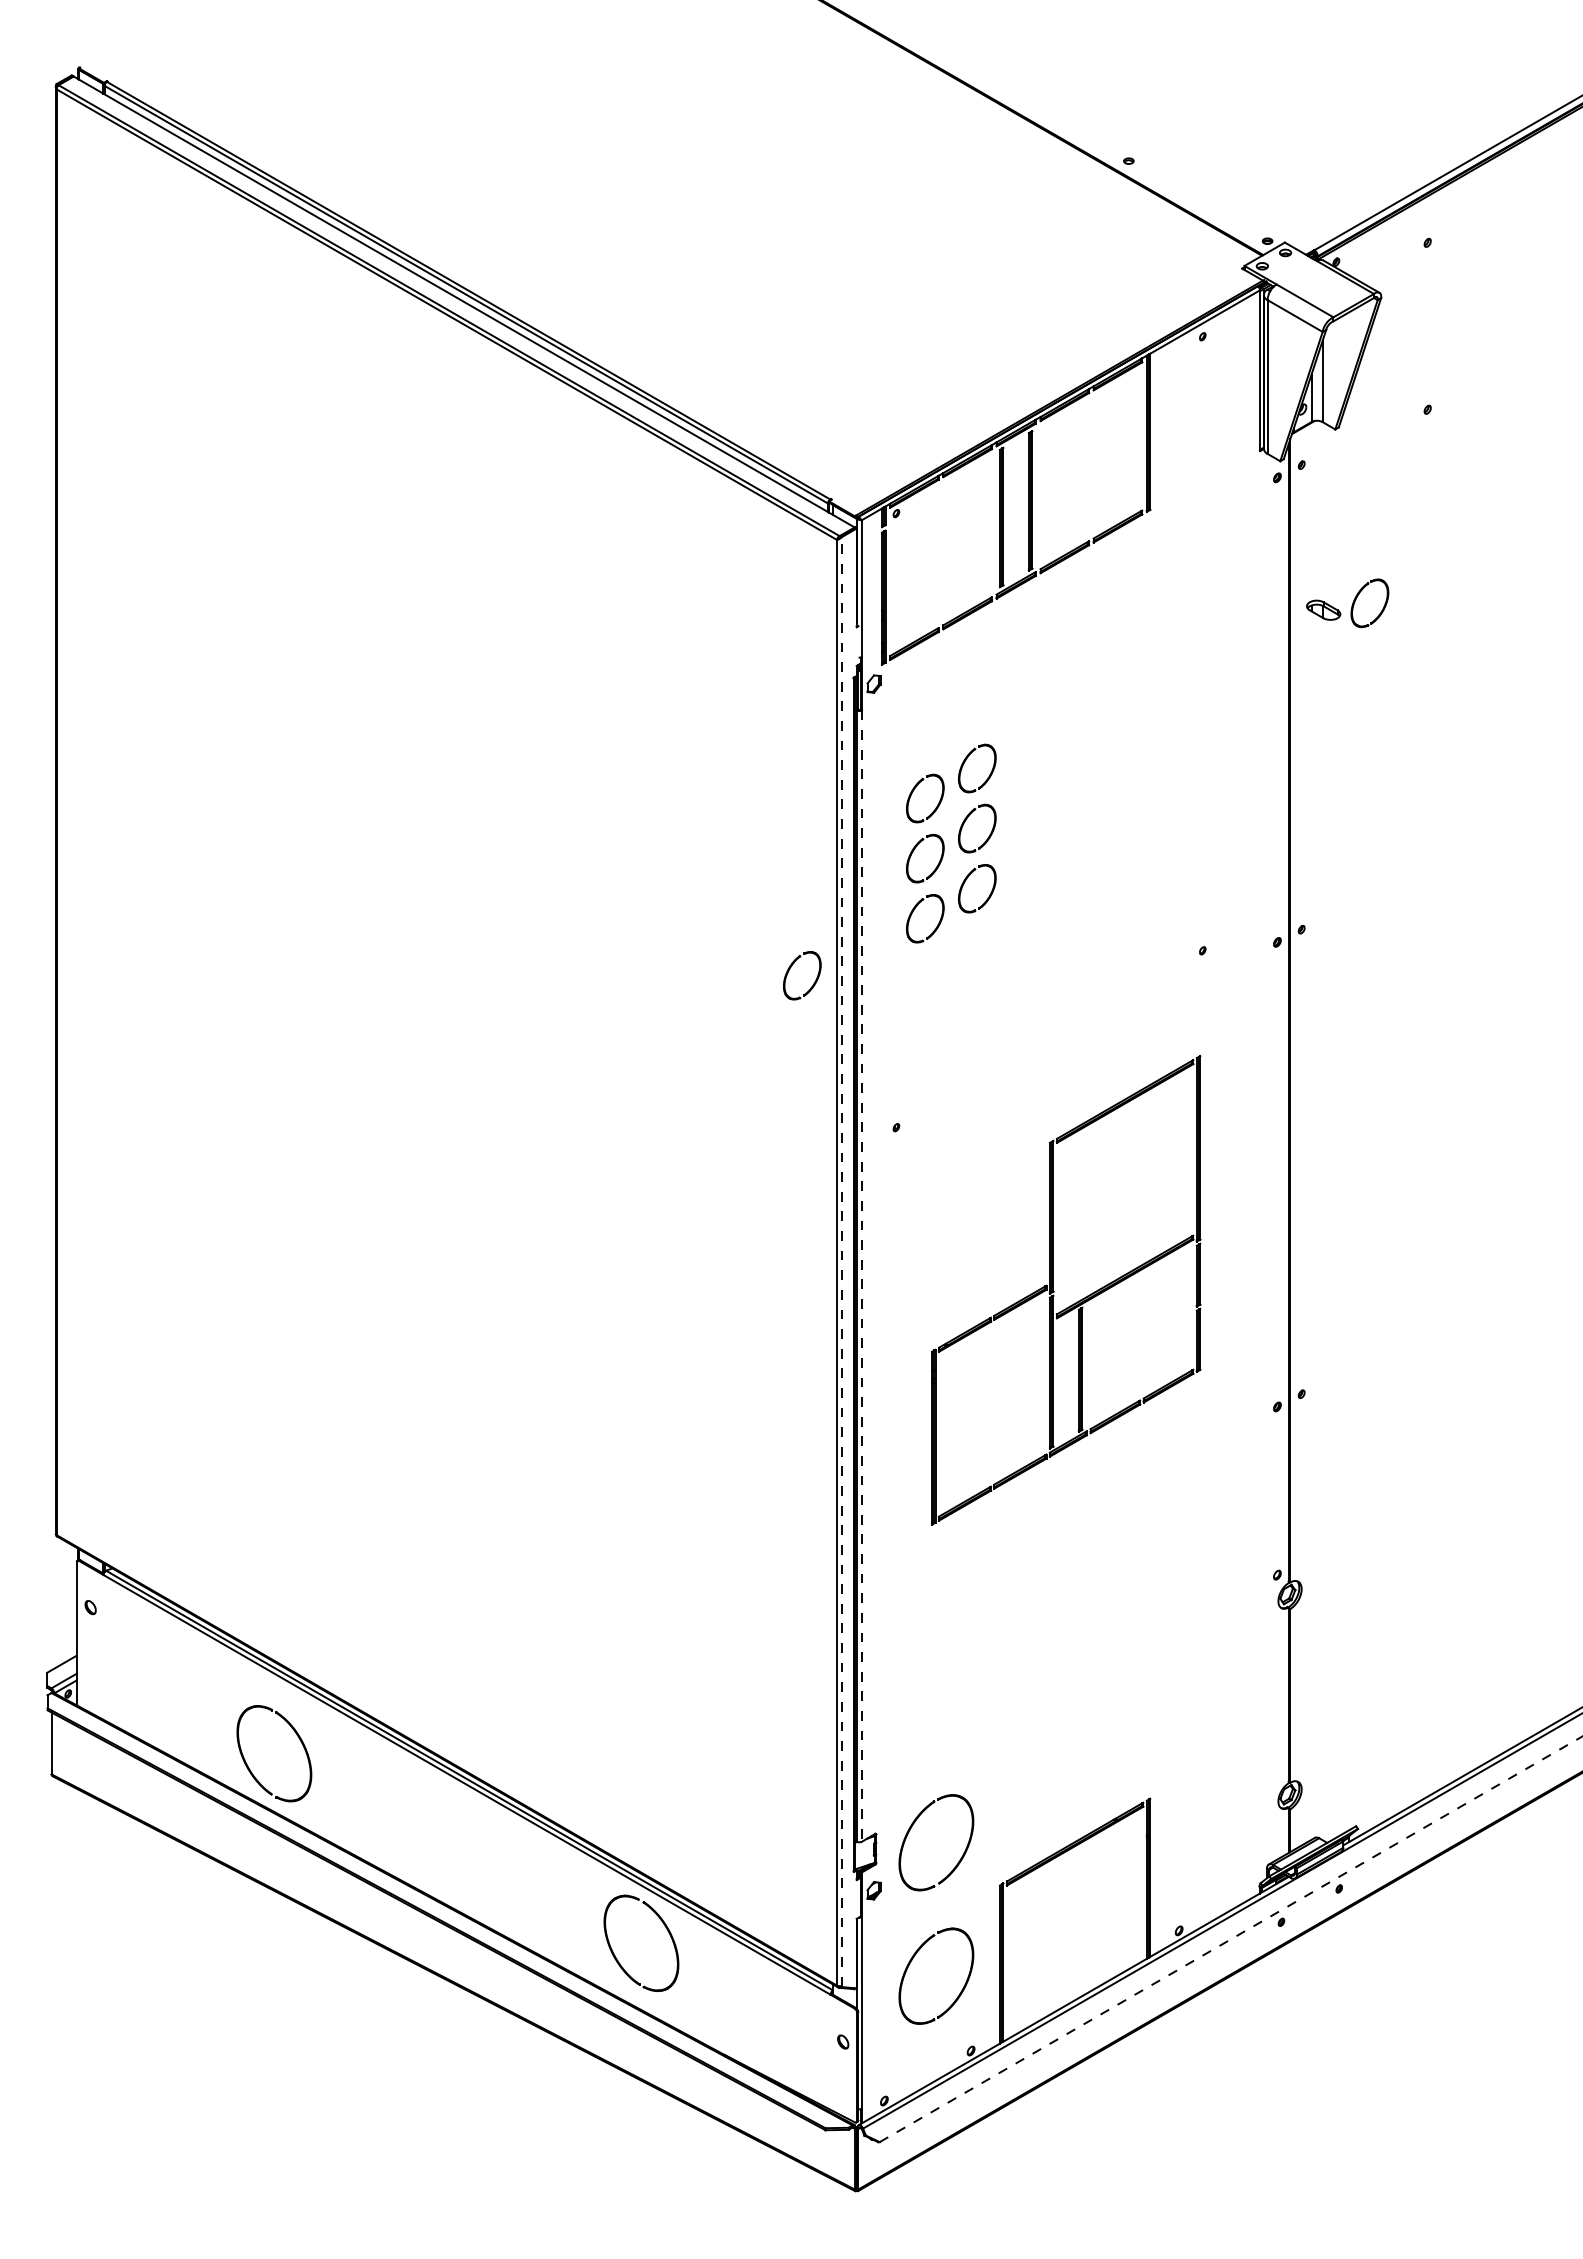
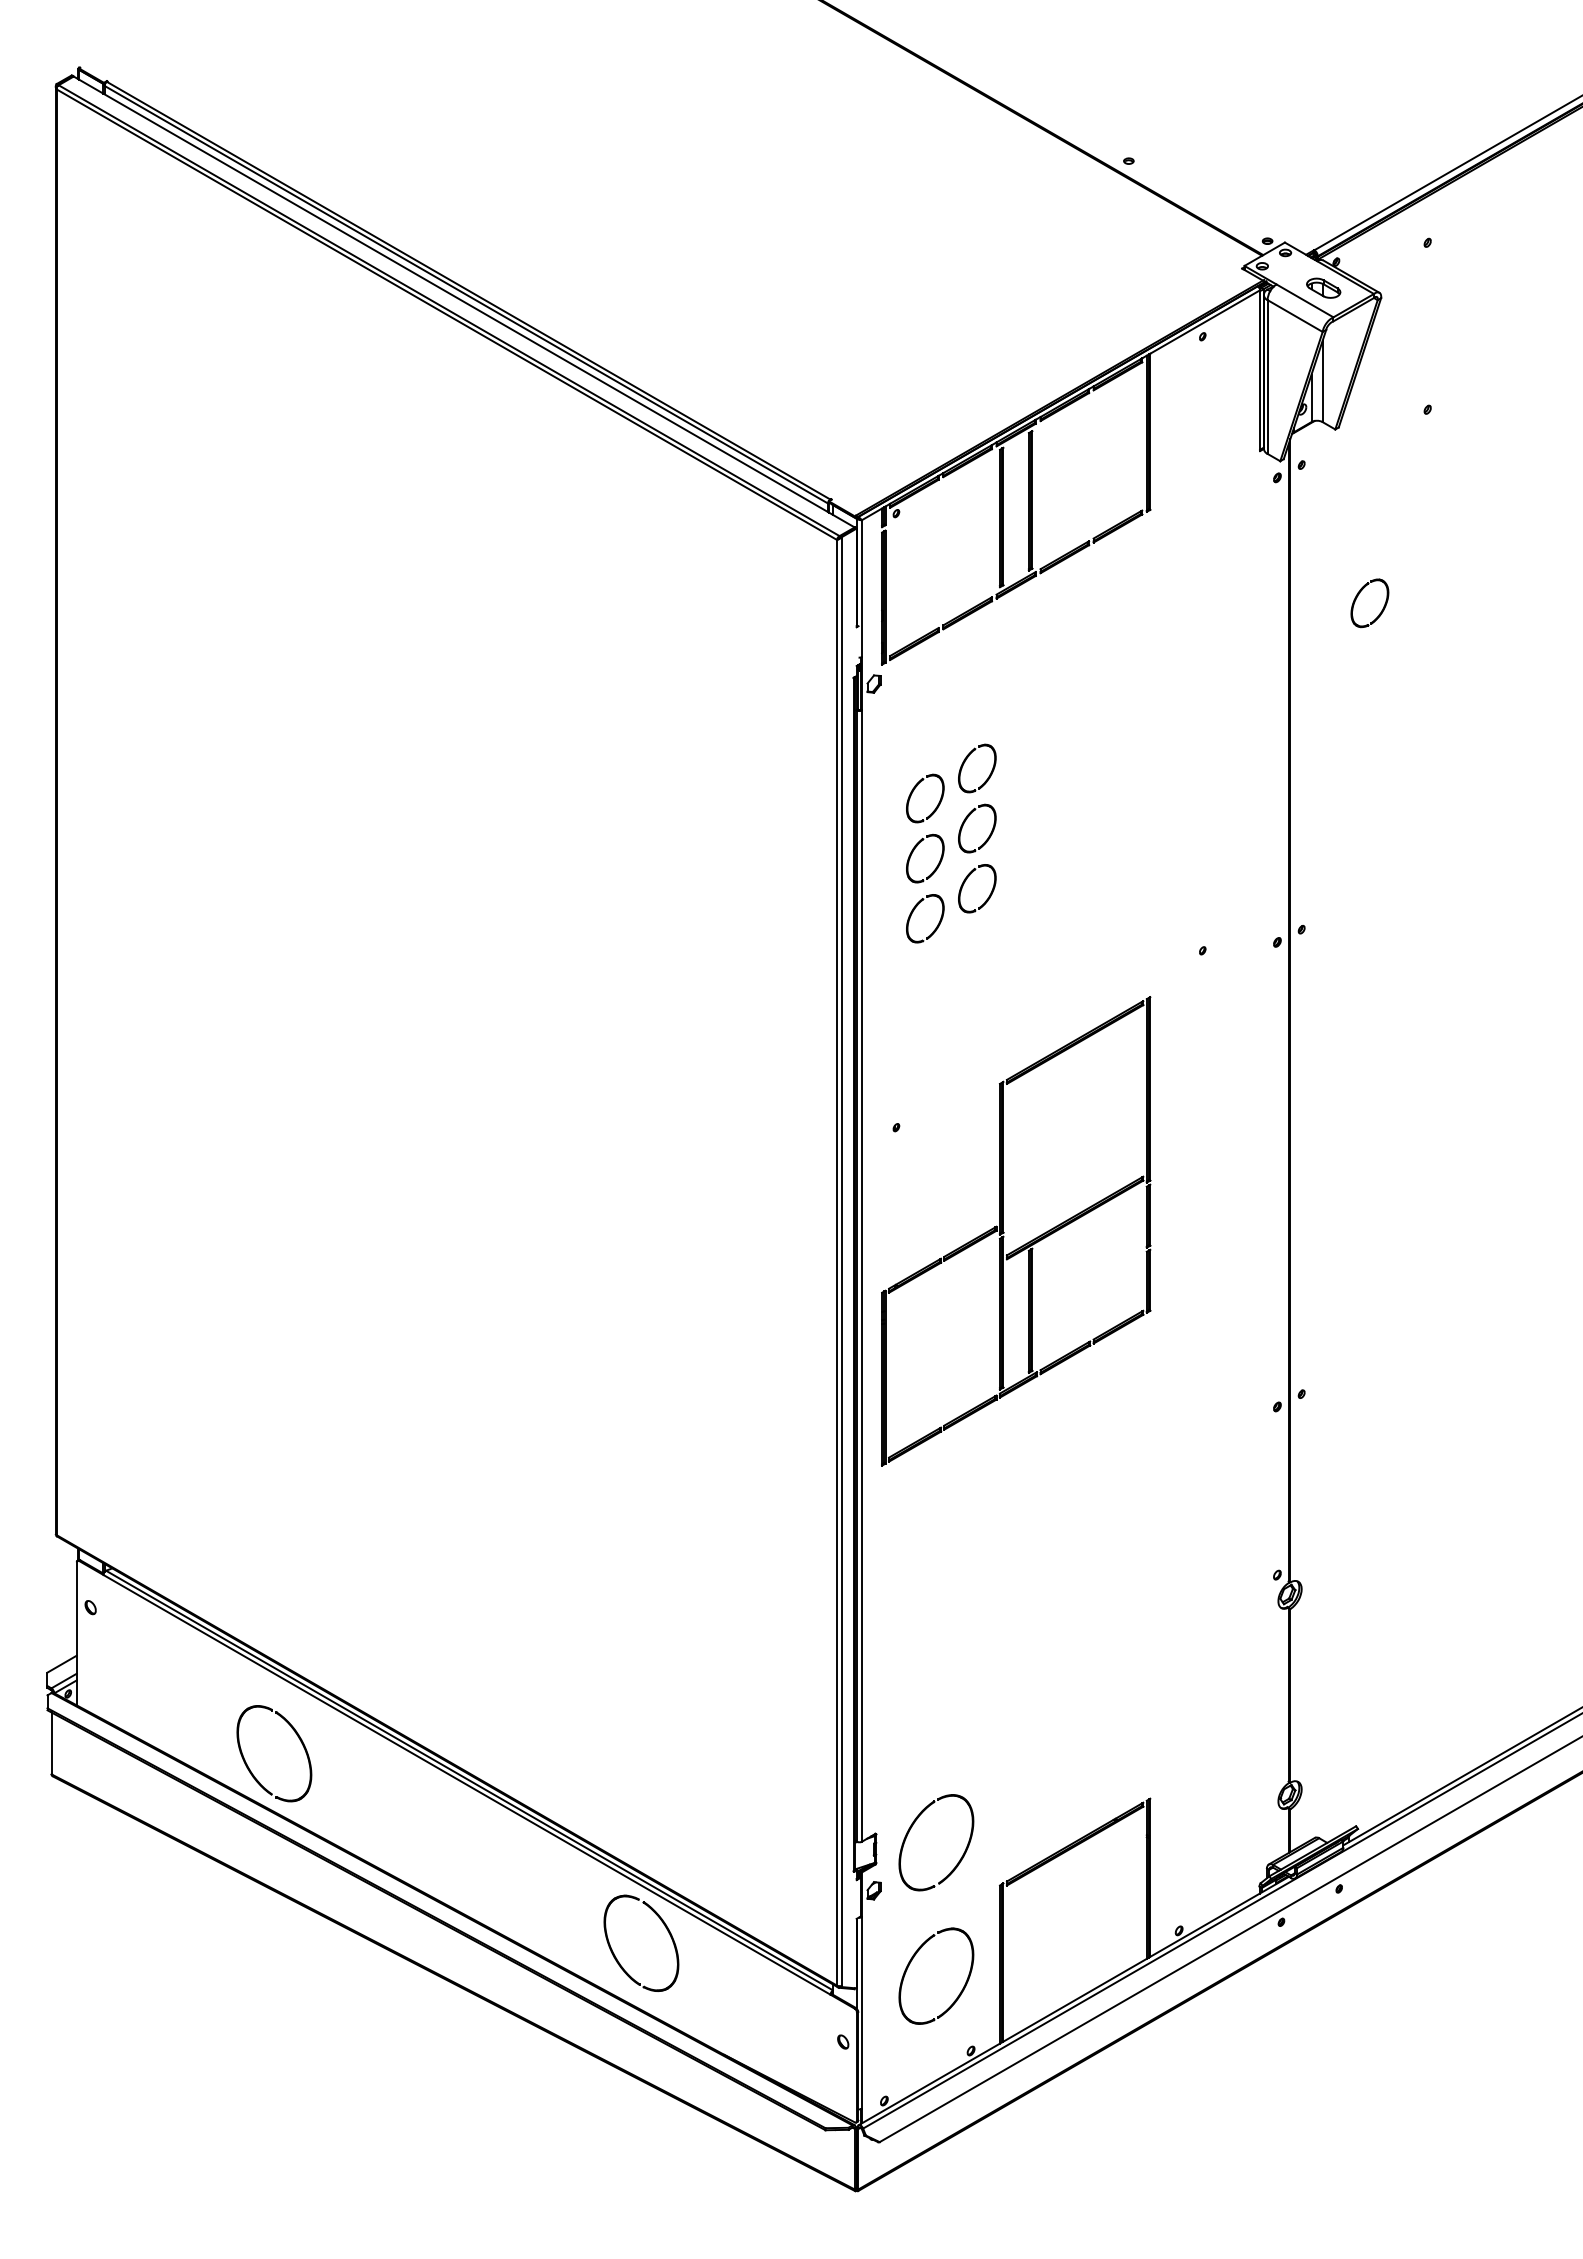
part position: (1323, 609) -> (1323, 287) (1323, 287)
part: present -> none (790, 969)
line: dashed -> solid (841, 1261)
line: dashed -> solid (861, 1276)
part position: (1054, 1291) -> (1004, 1232) (1004, 1232)
line: dashed -> solid (1231, 1939)
